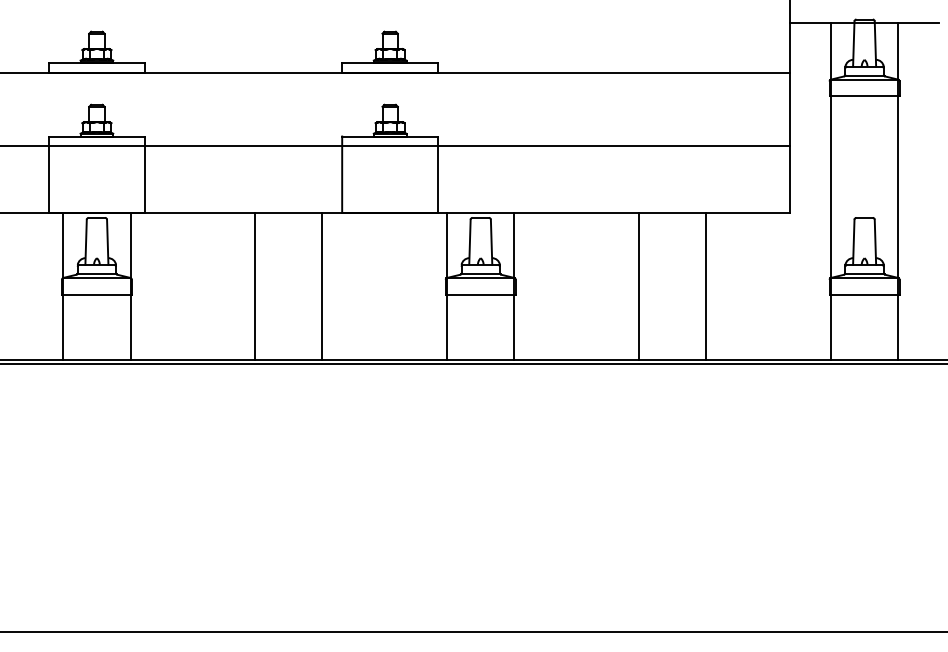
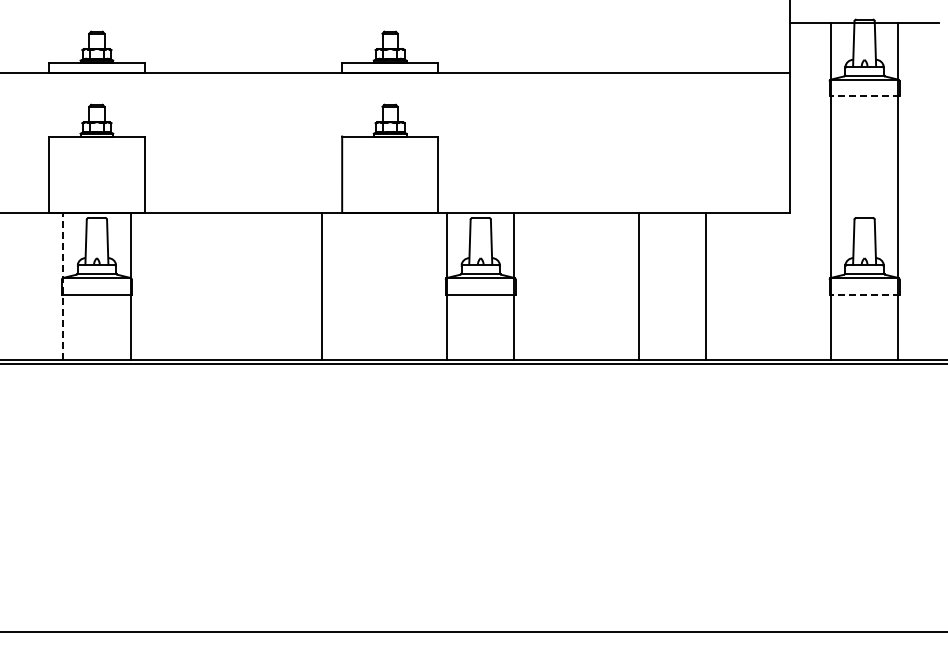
line: solid -> dashed (864, 96)
line: present -> none (395, 145)
line: solid -> dashed (63, 286)
line: present -> none (255, 286)
line: solid -> dashed (864, 294)
